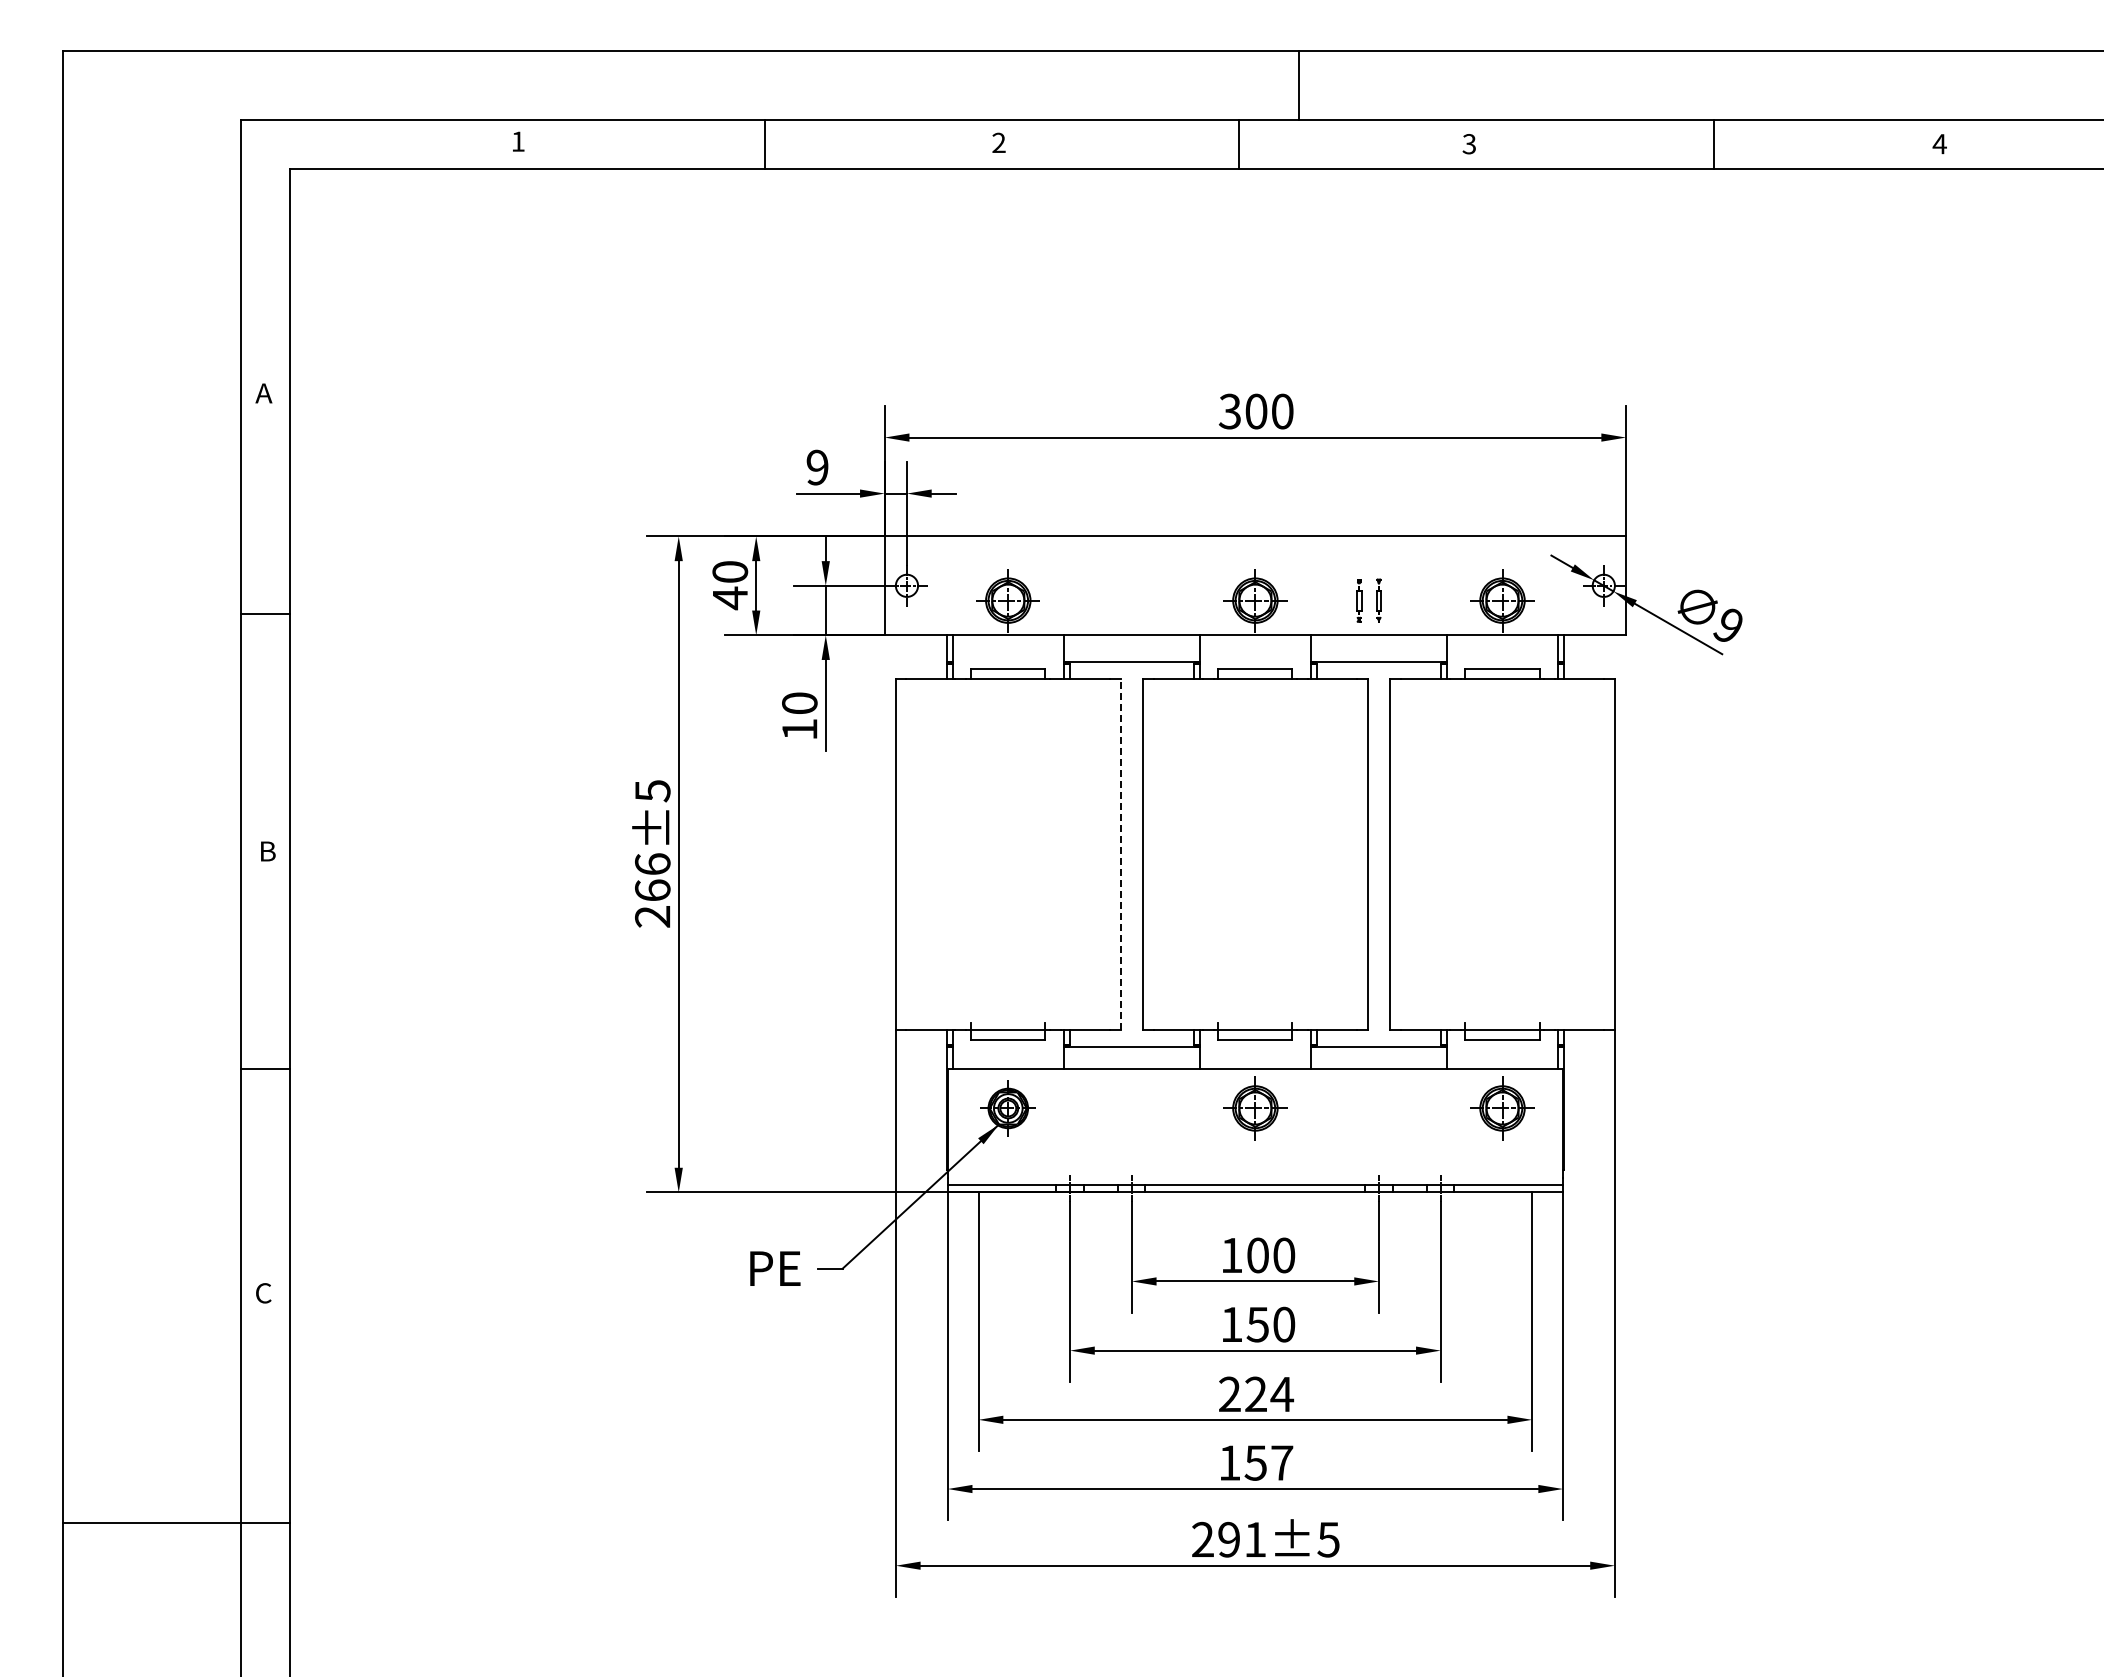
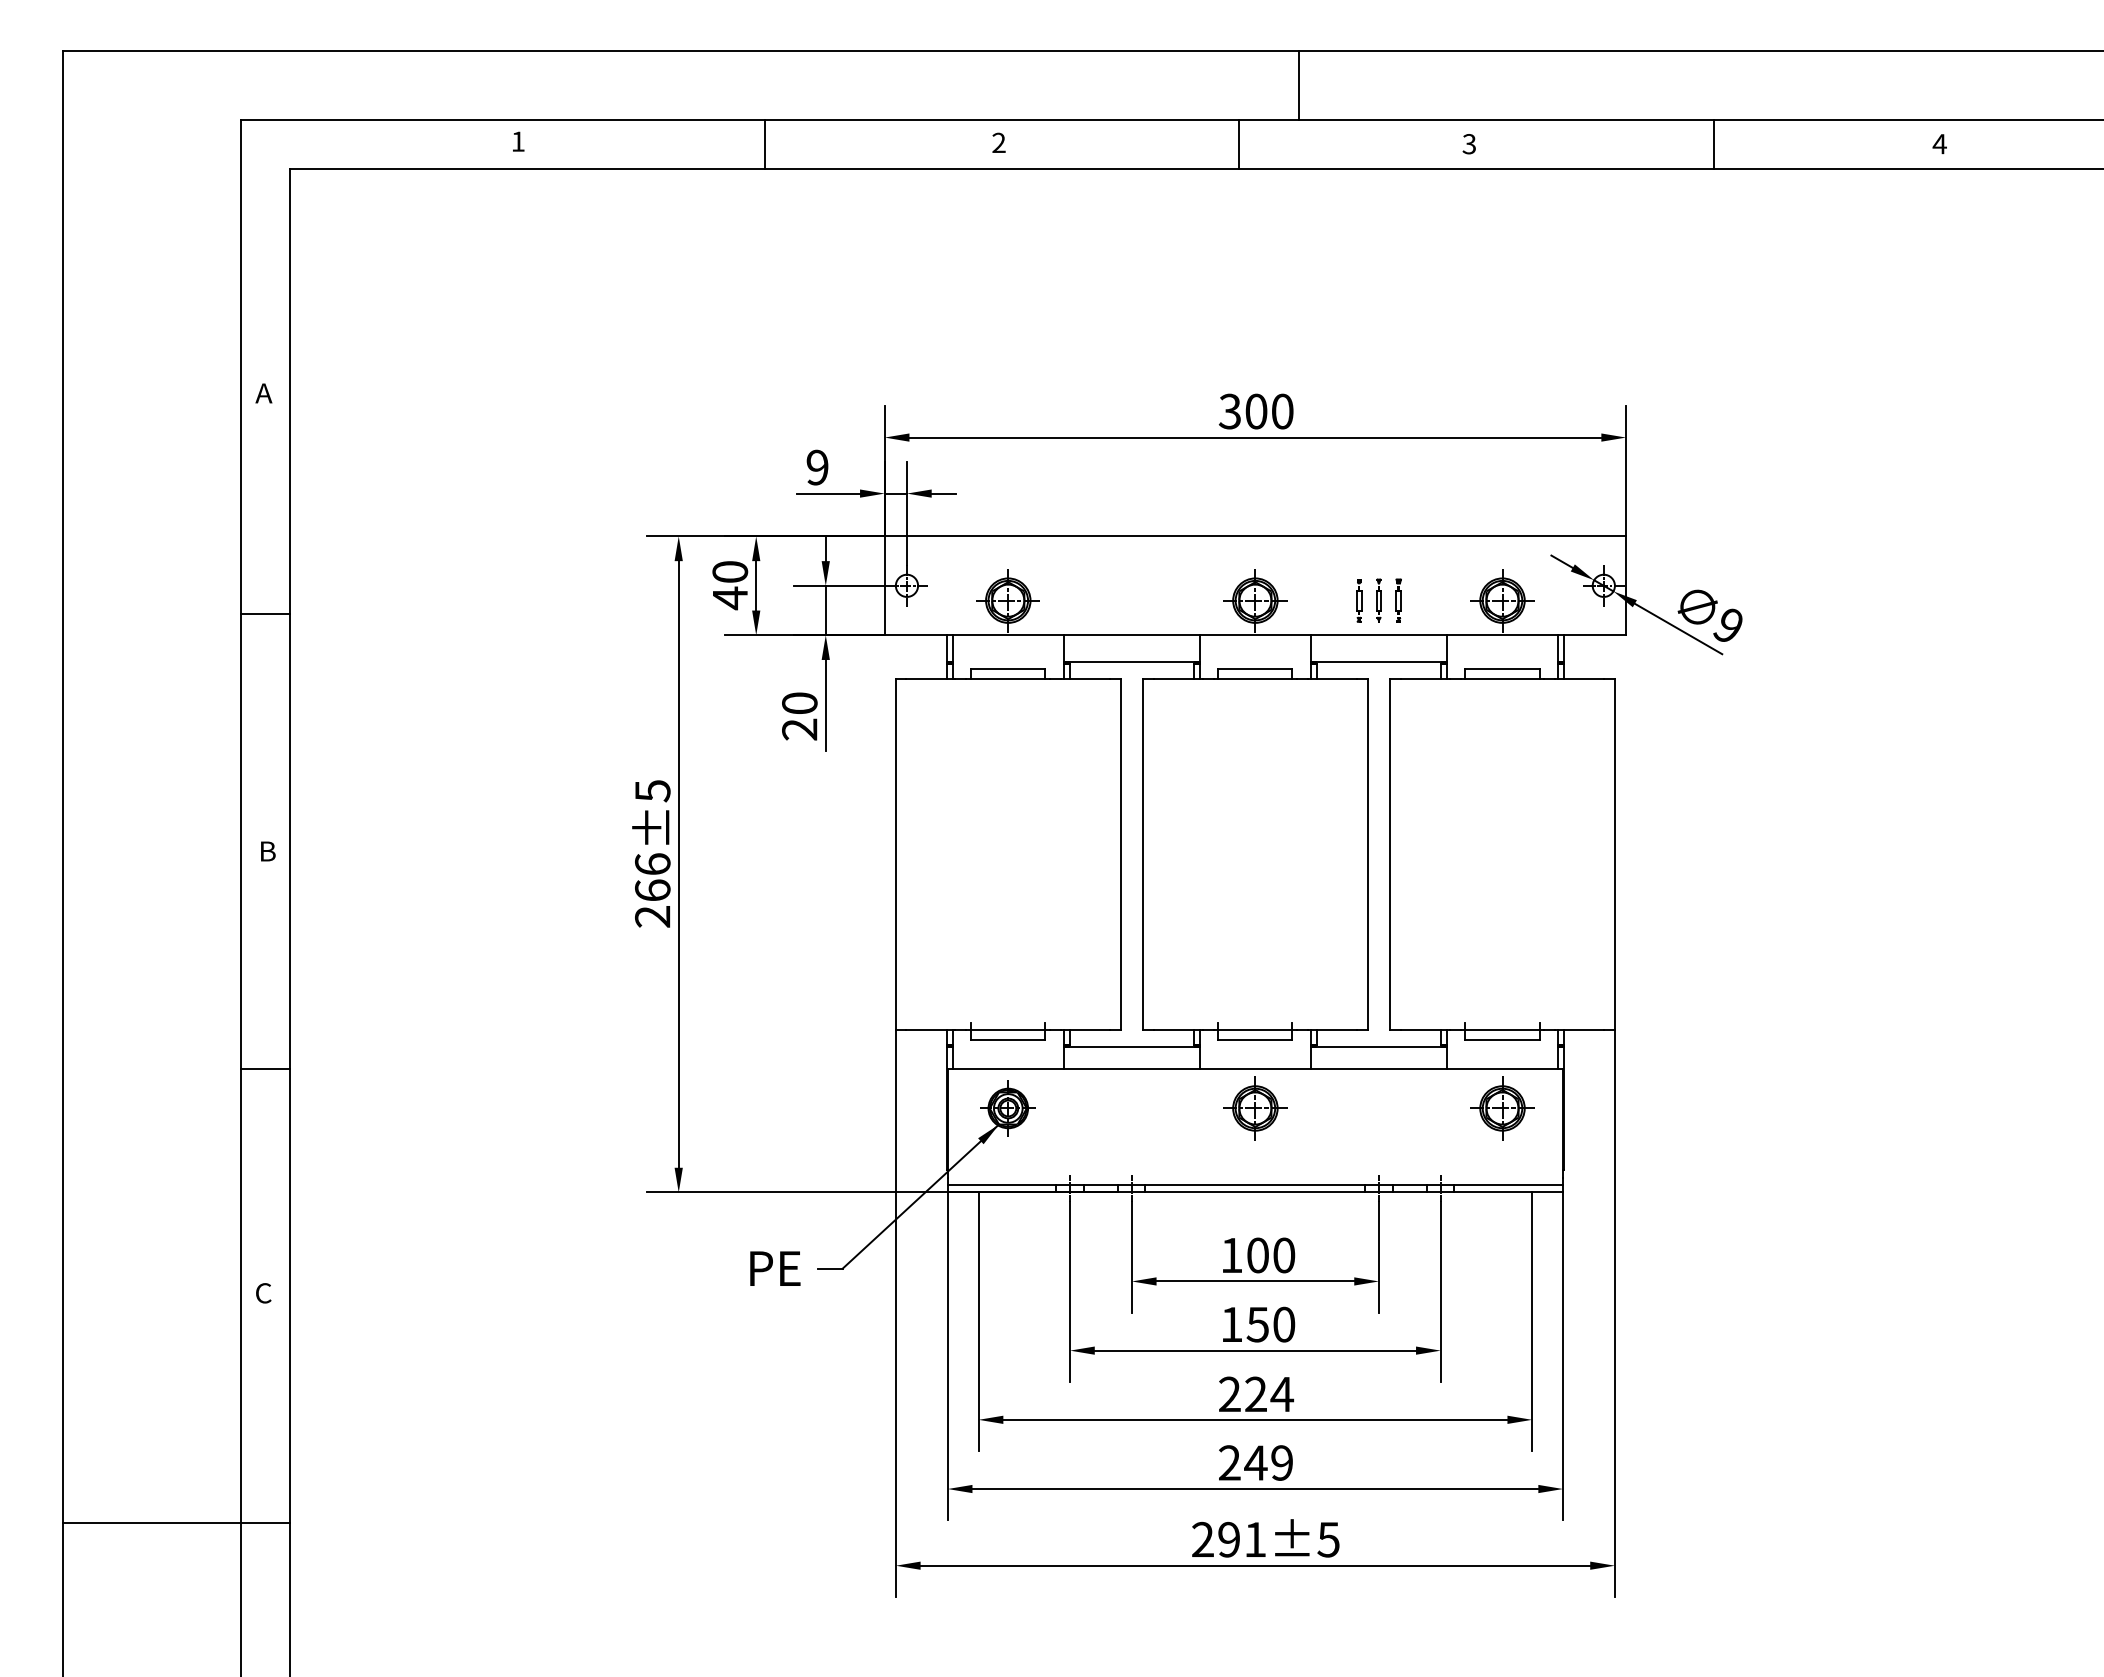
part: none -> present (1398, 600)
text: 10 -> 20 (799, 729)
line: dashed -> solid (1120, 854)
text: 157 -> 249 (1256, 1462)
